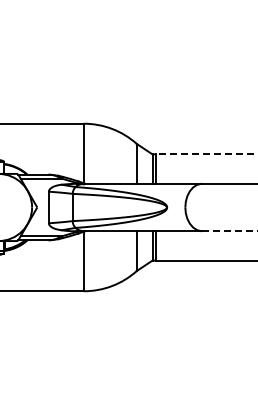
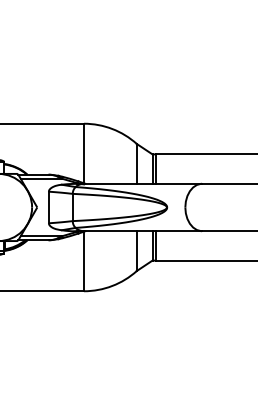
line: dashed -> solid (206, 154)
line: dashed -> solid (229, 231)
